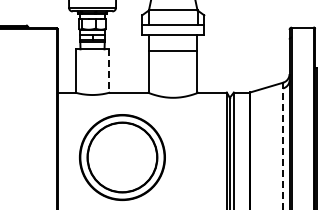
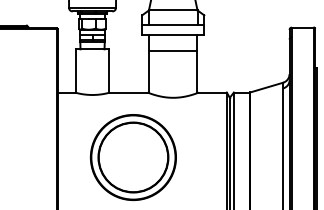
line: dashed -> solid (109, 71)
line: dashed -> solid (283, 145)
part position: (122, 157) -> (133, 157) (133, 157)
